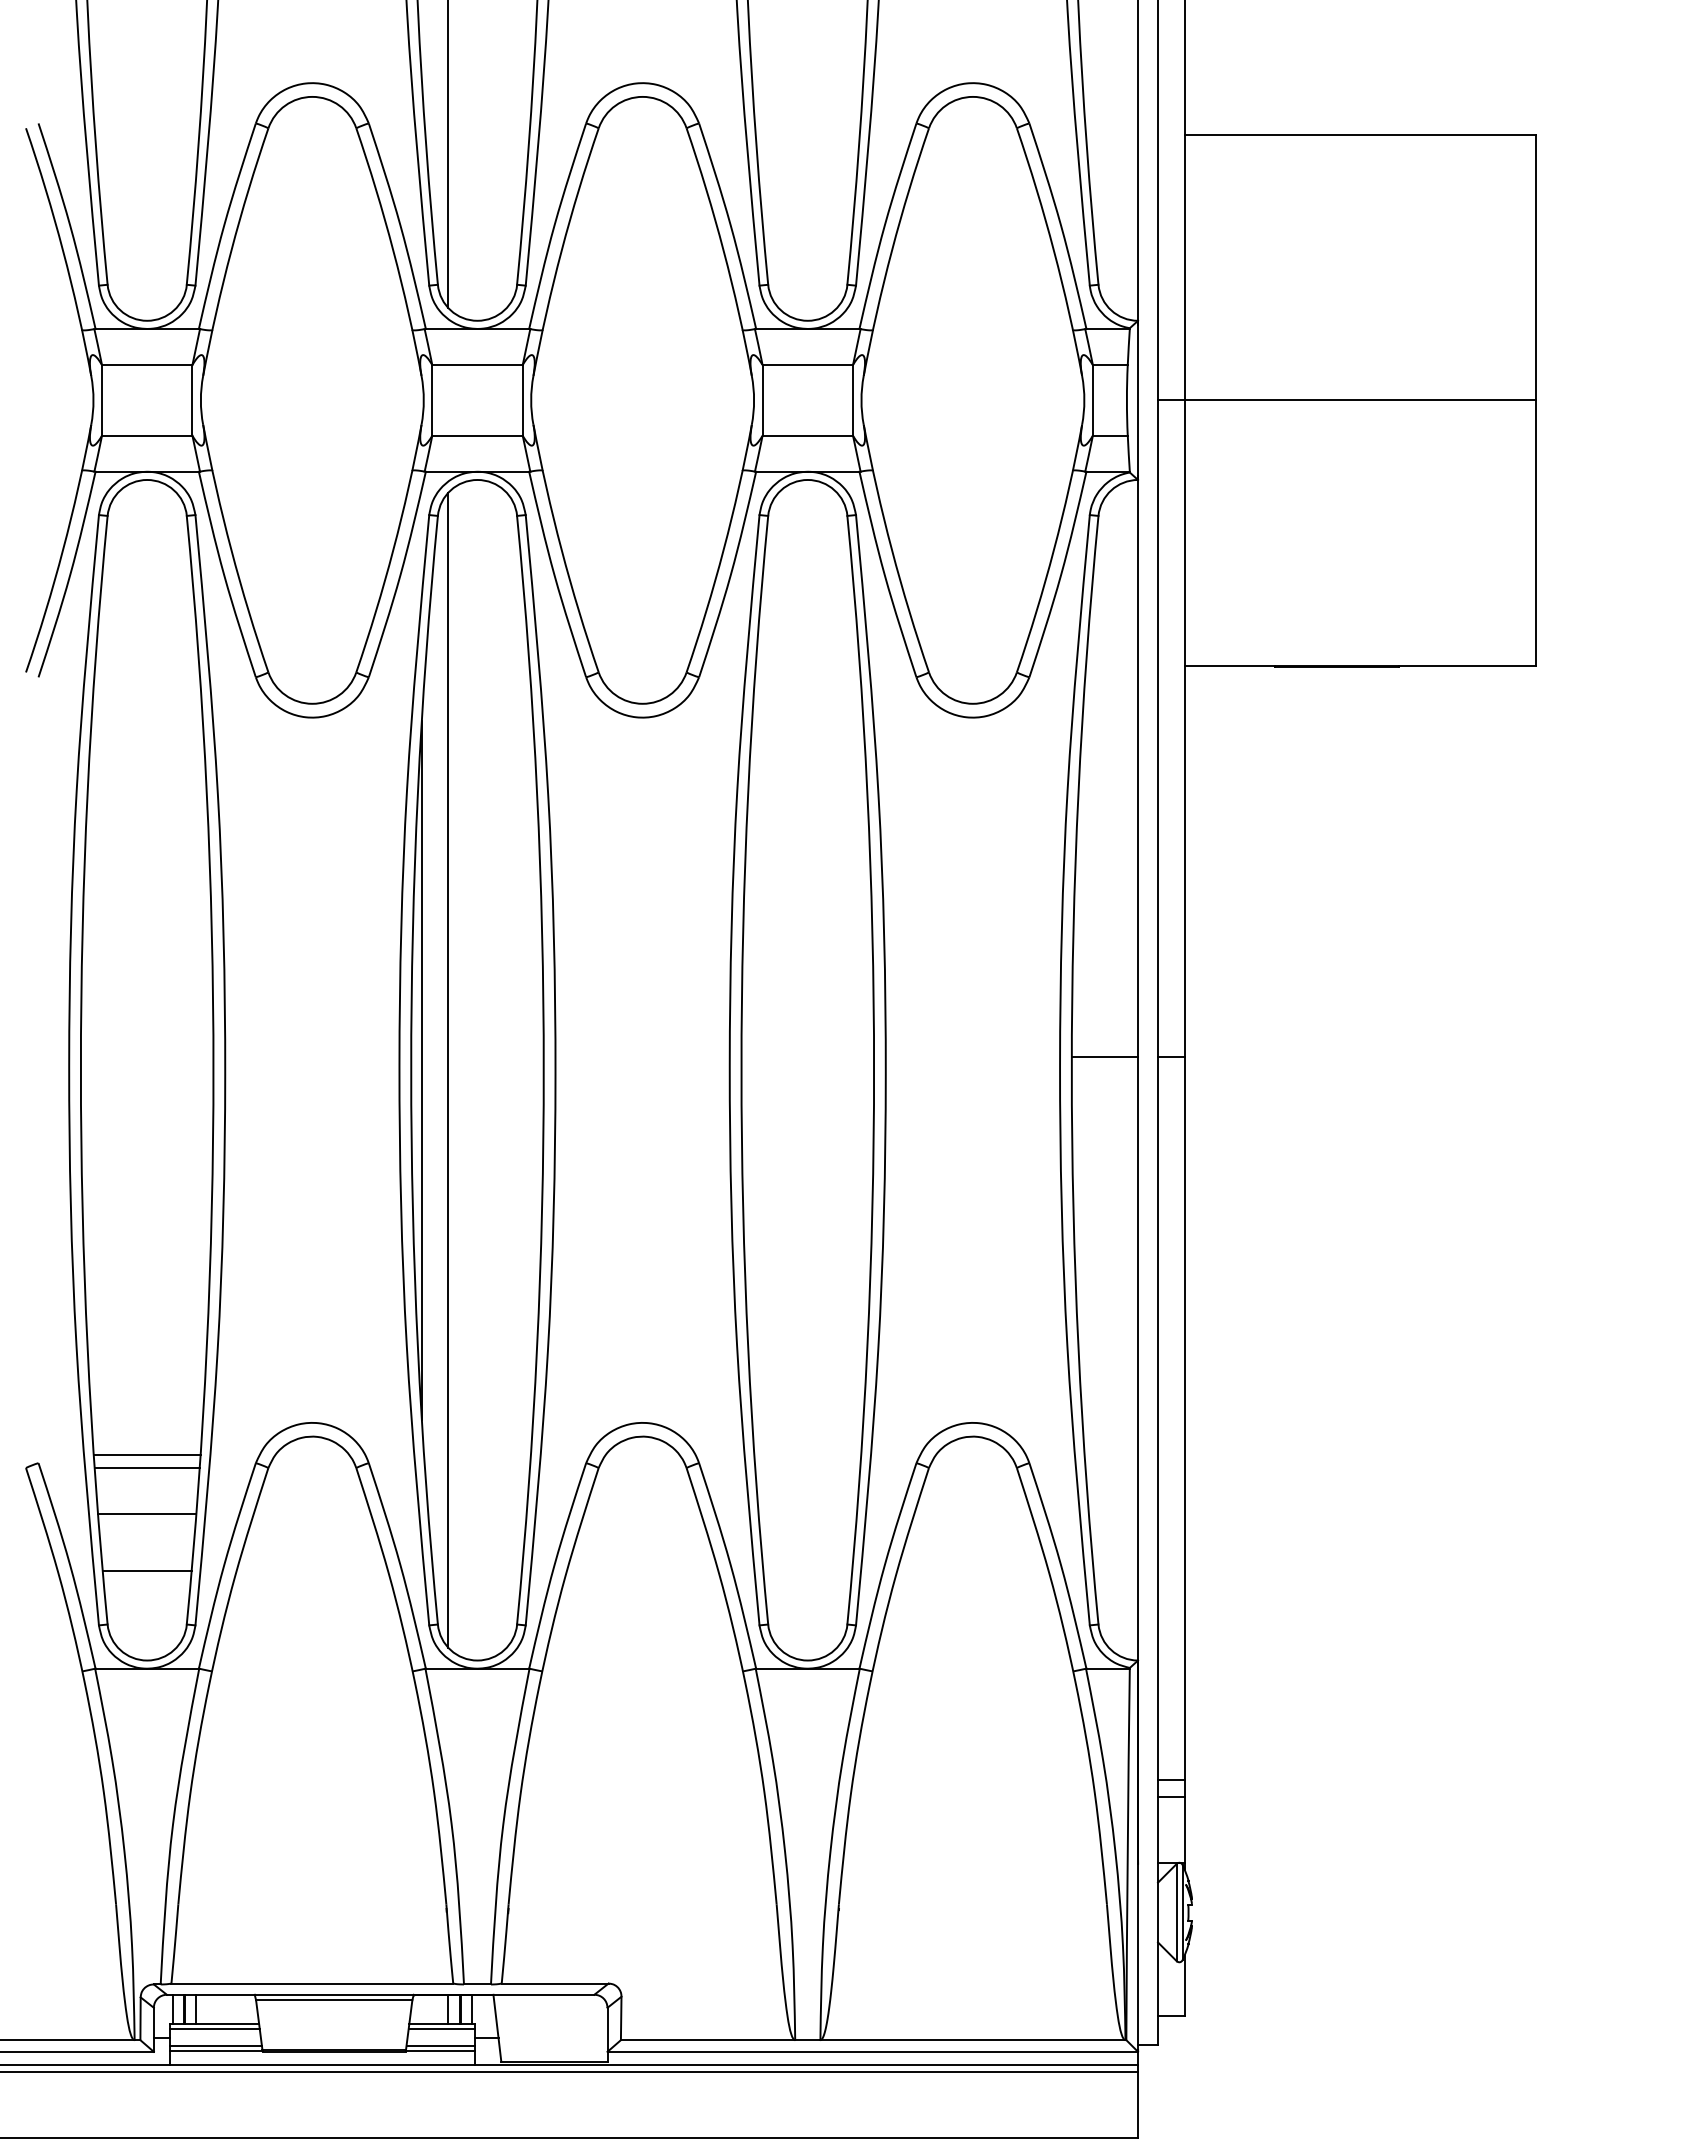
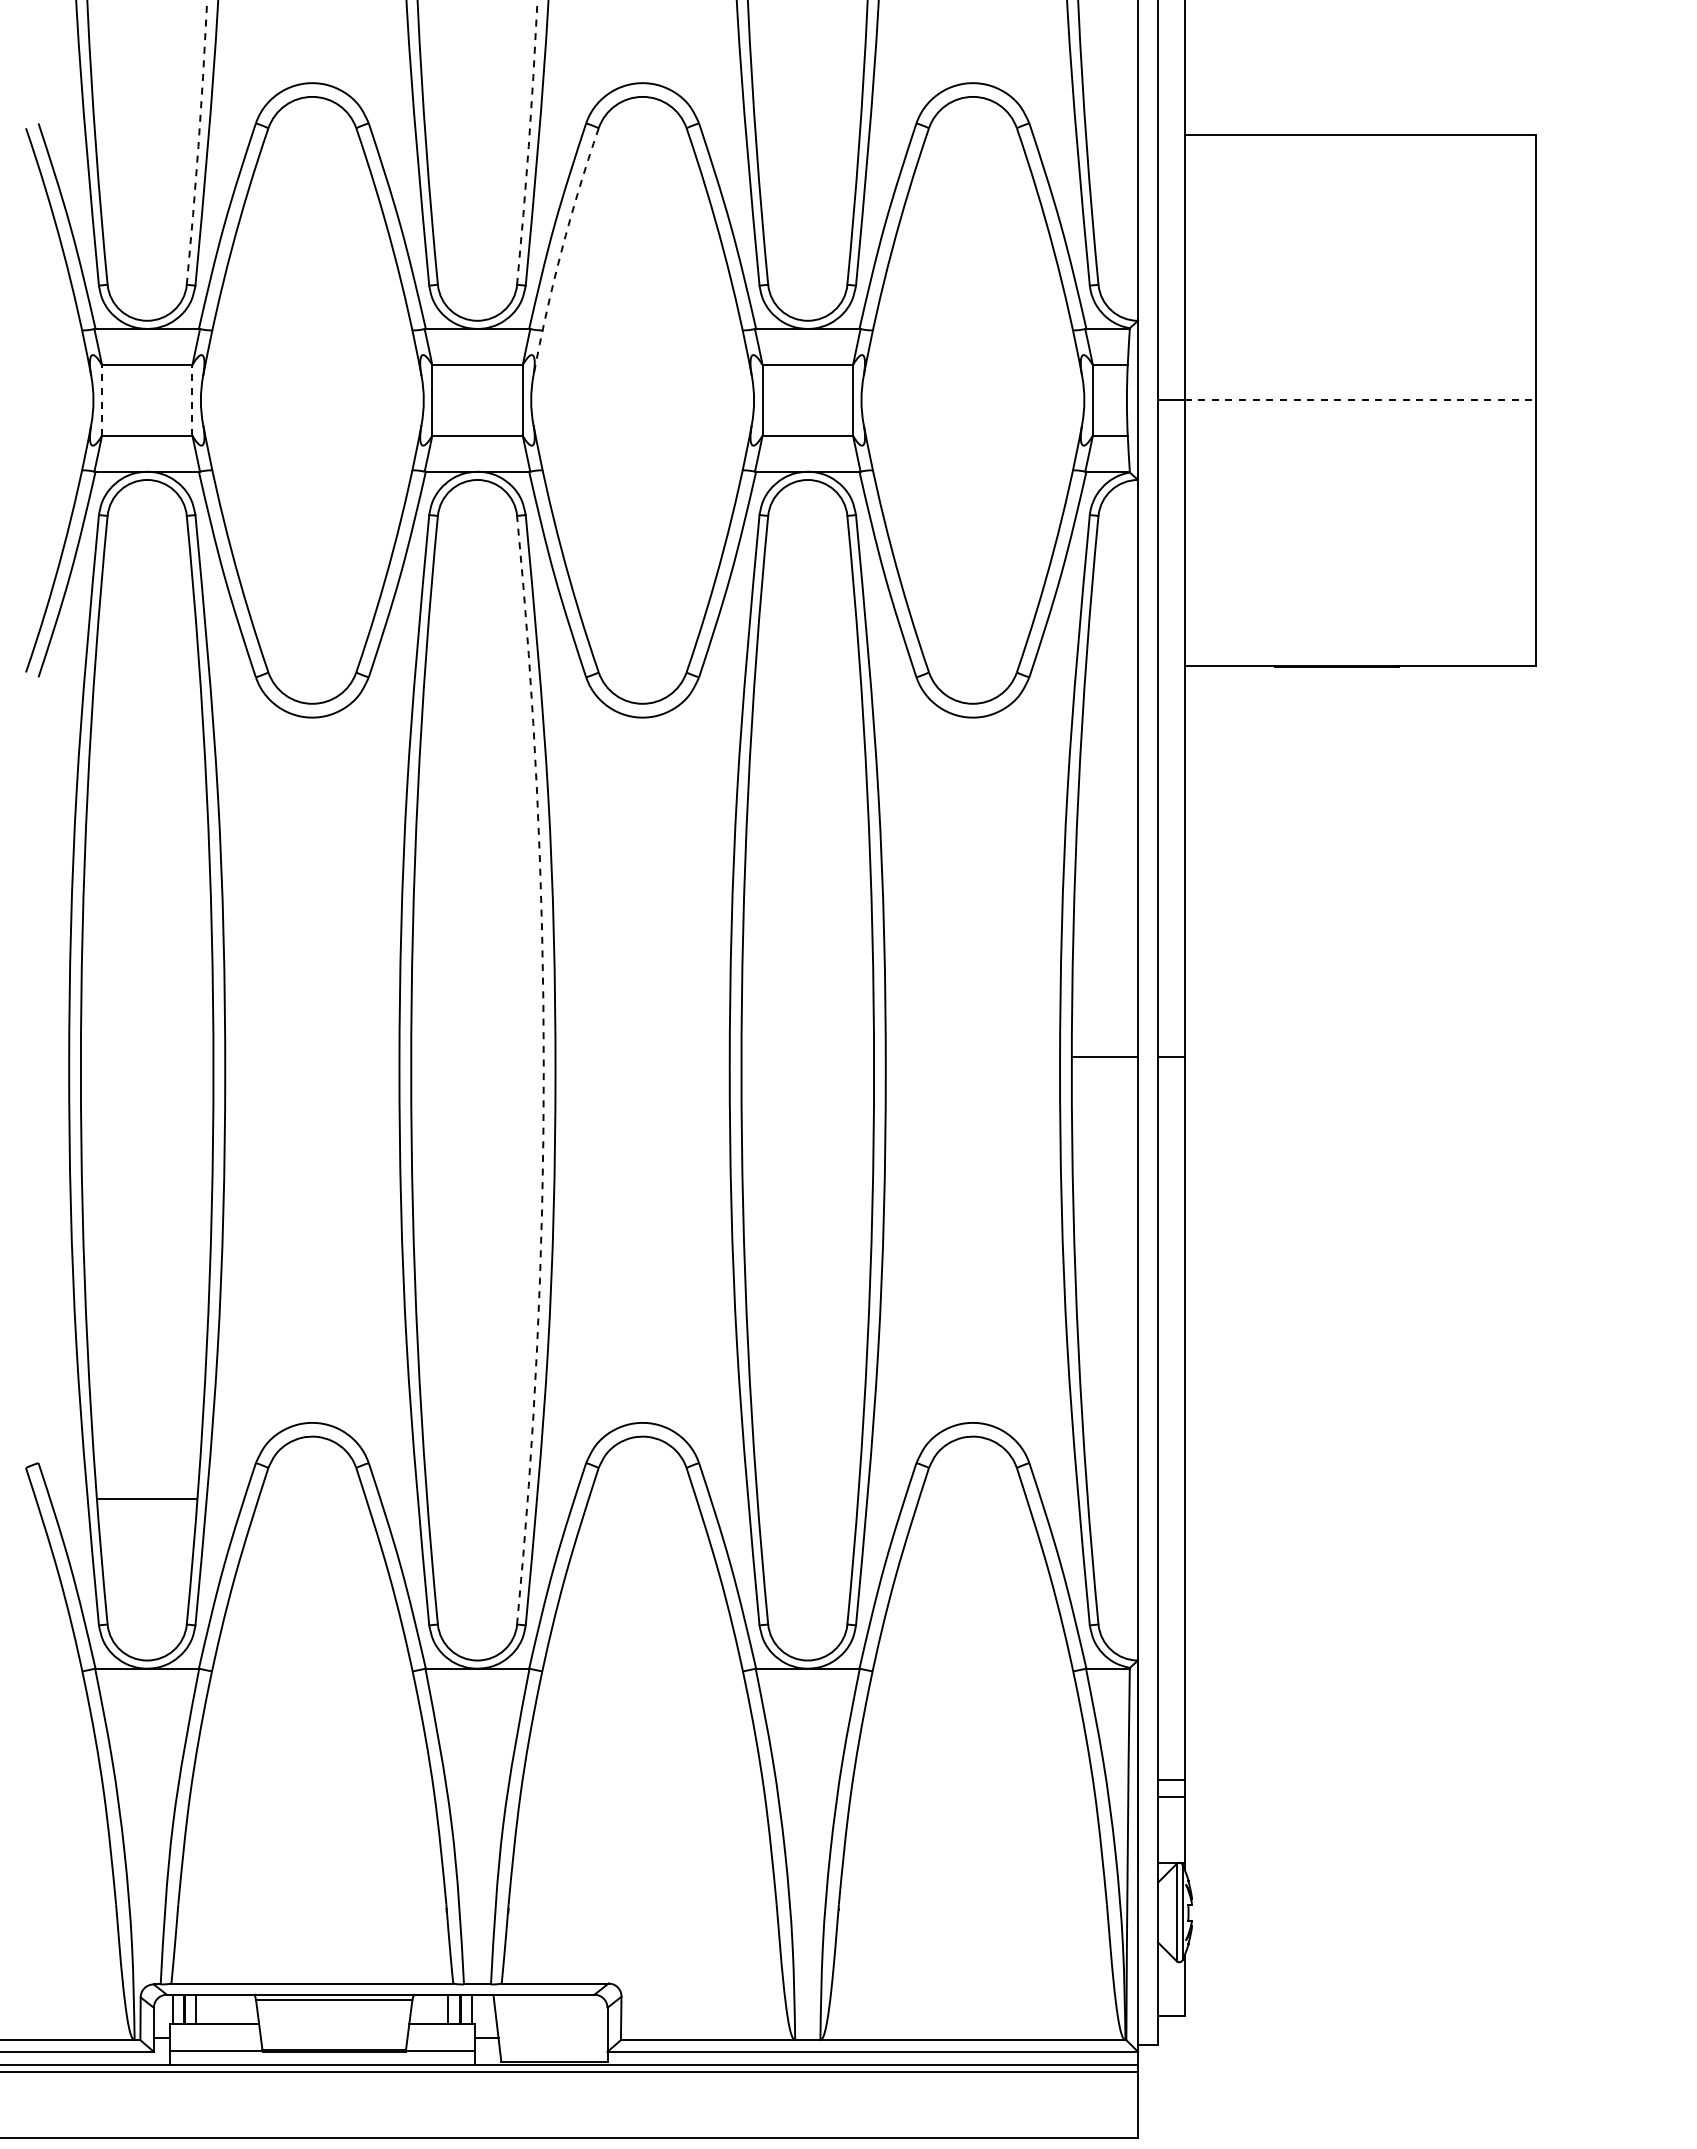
arc: solid -> dashed (198, 142)
arc: solid -> dashed (529, 142)
line: present -> none (448, 155)
arc: solid -> dashed (561, 250)
line: solid -> dashed (101, 399)
line: solid -> dashed (192, 399)
line: solid -> dashed (1360, 400)
line: present -> none (421, 1069)
line: present -> none (448, 1069)
arc: solid -> dashed (543, 1070)
line: present -> none (146, 1454)
line: present -> none (146, 1468)
line position: (146, 1513) -> (146, 1498) (146, 1498)
line: present -> none (146, 1571)
line: present -> none (214, 2029)
line: present -> none (441, 2029)
line: present -> none (215, 2046)
line: present -> none (440, 2046)
